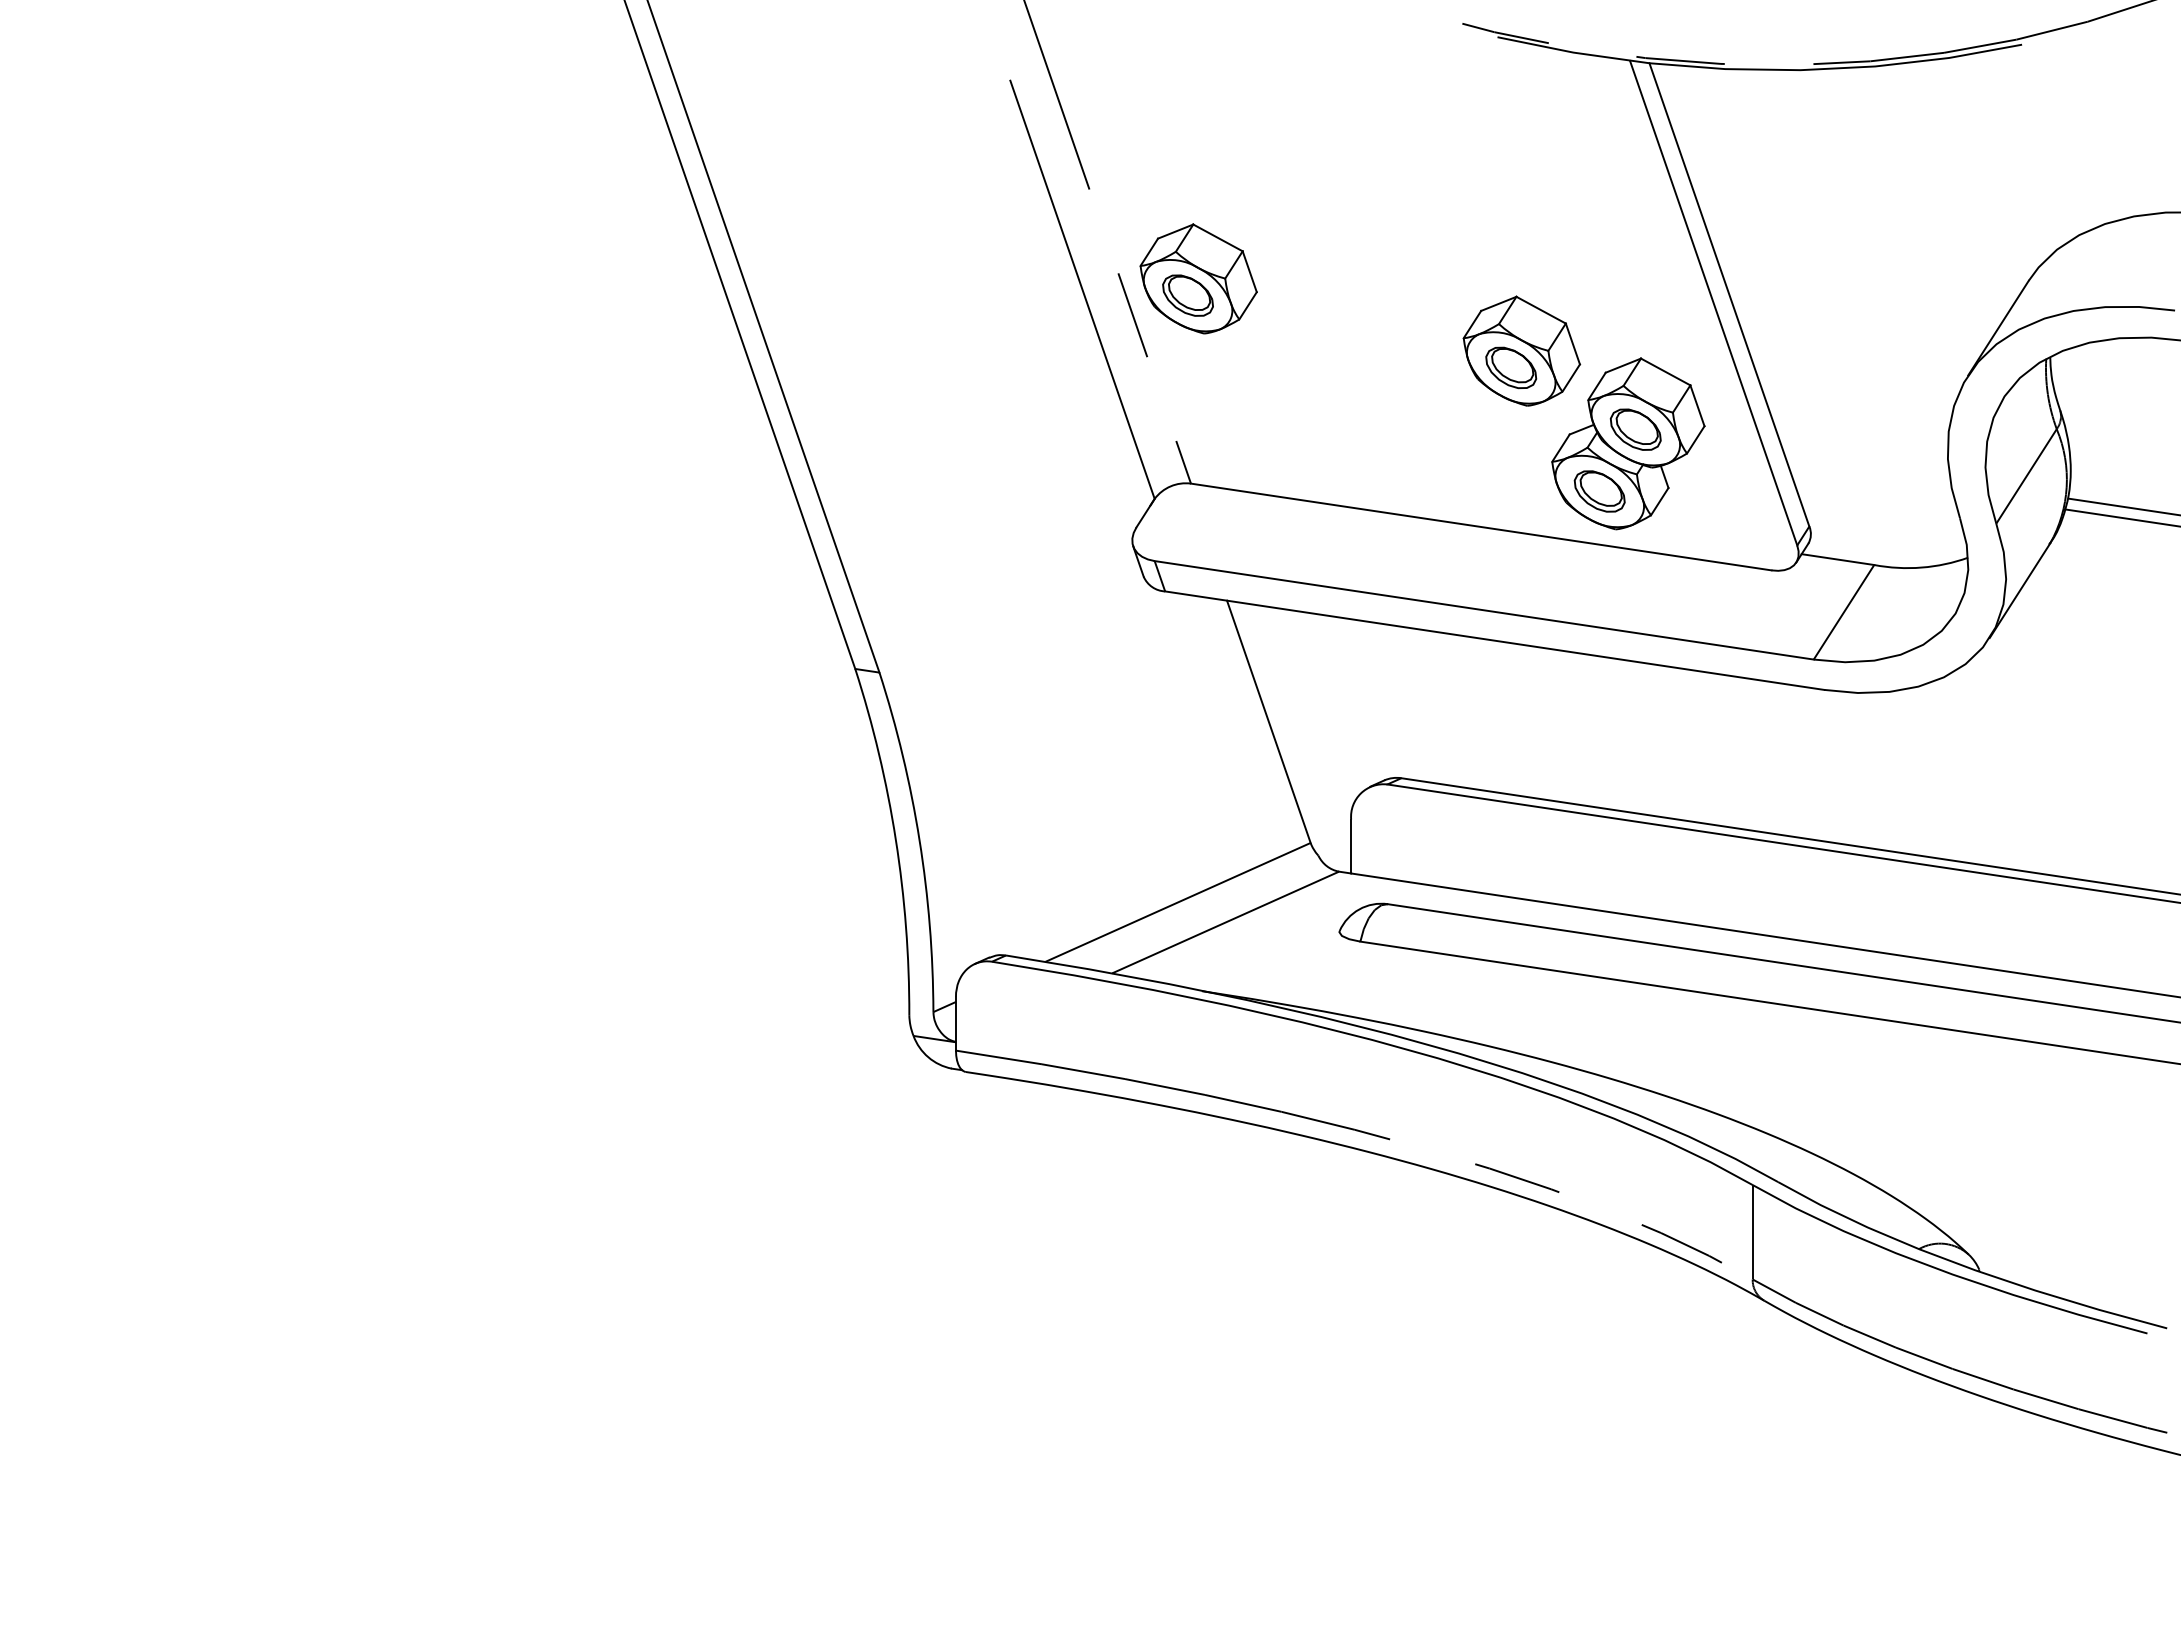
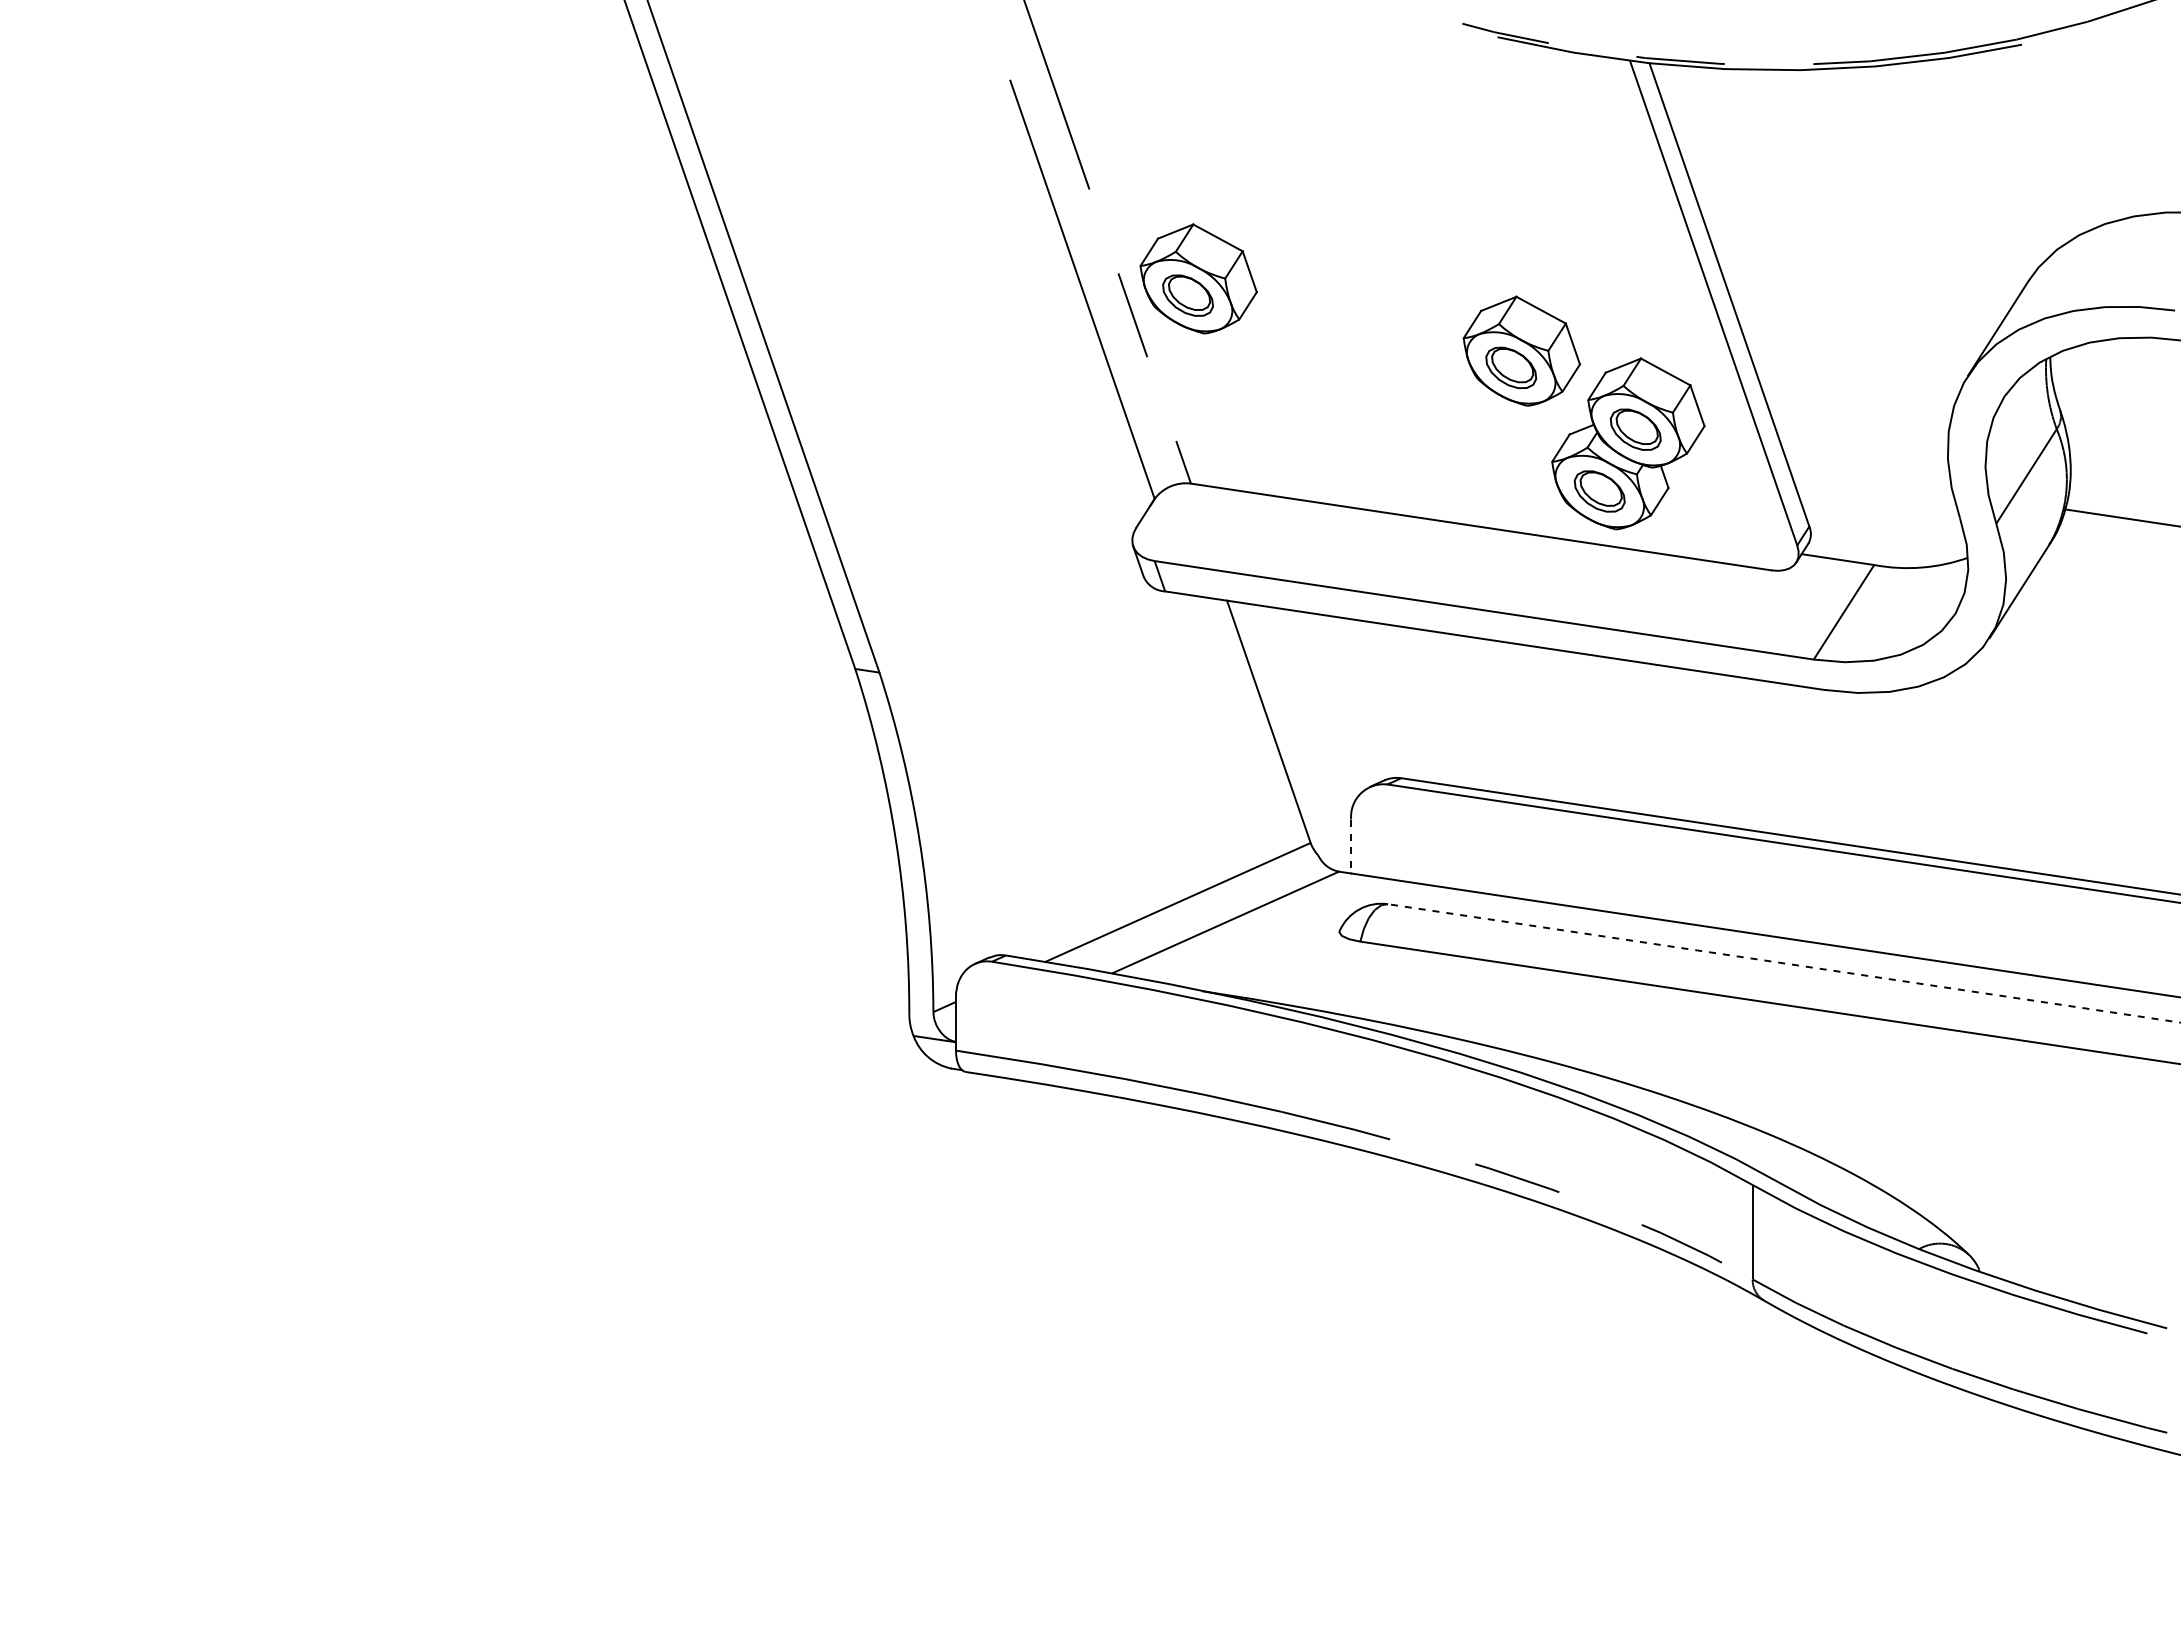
line: present -> none (2122, 506)
line: solid -> dashed (1351, 846)
line: solid -> dashed (1783, 963)
